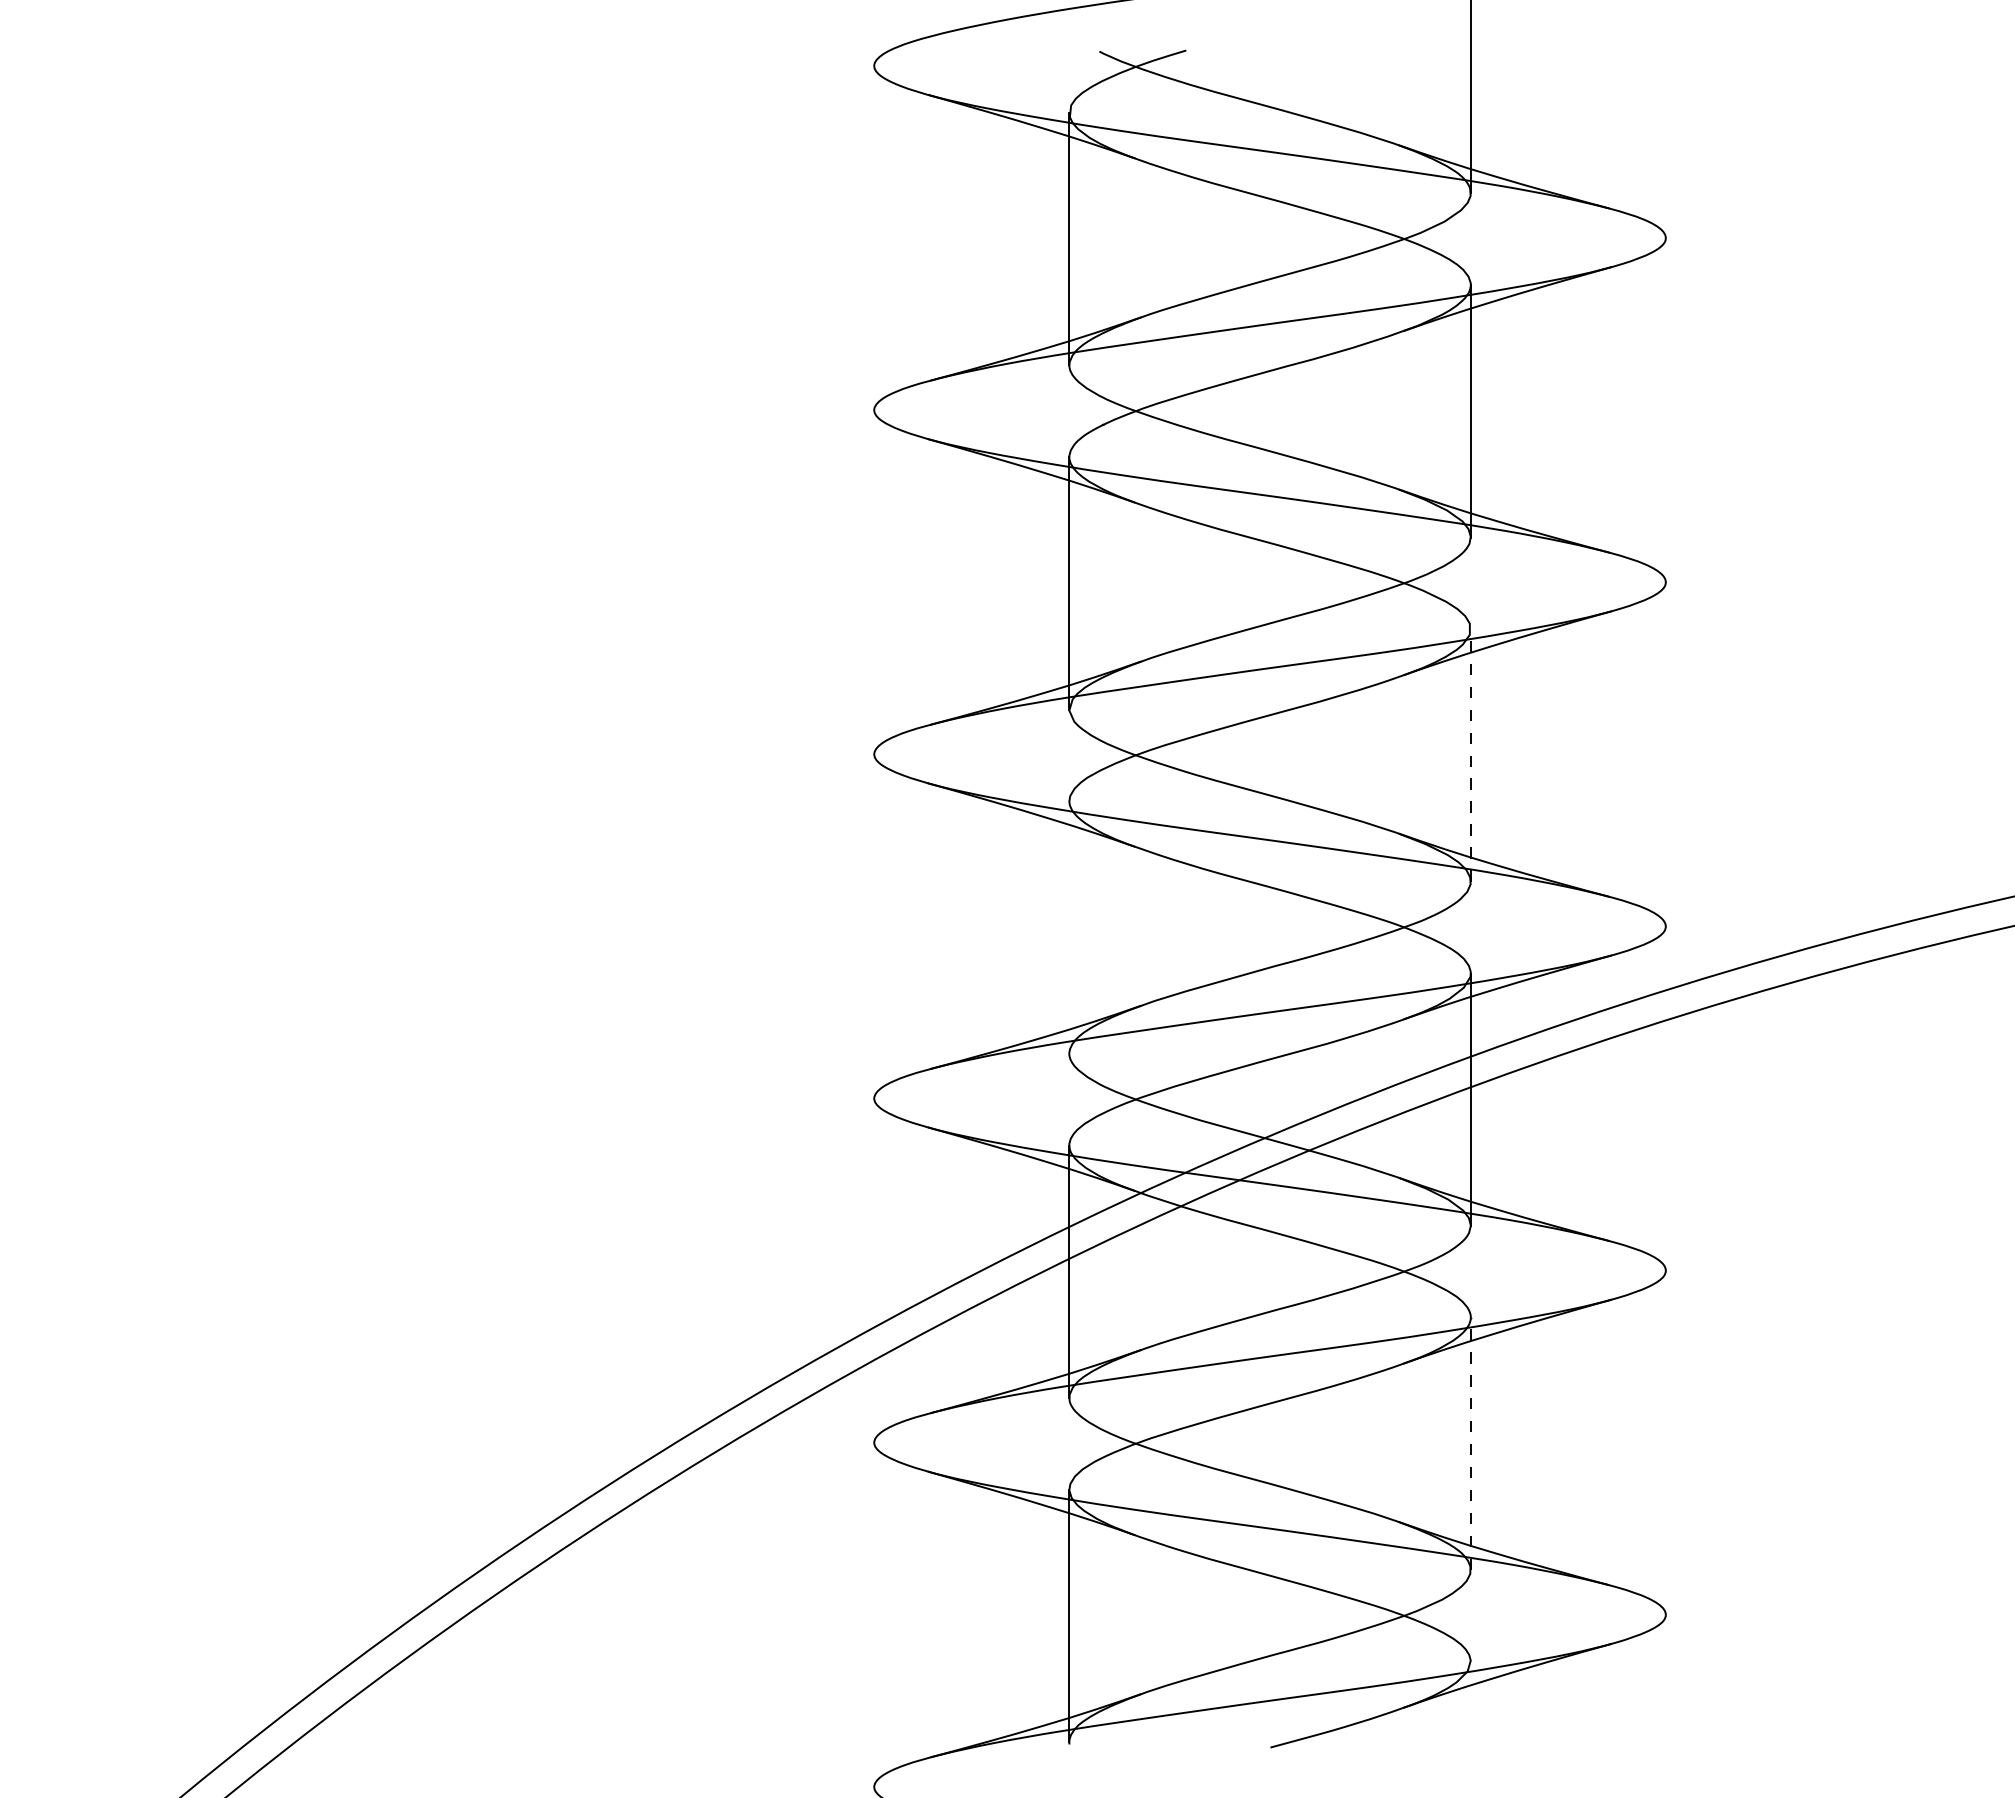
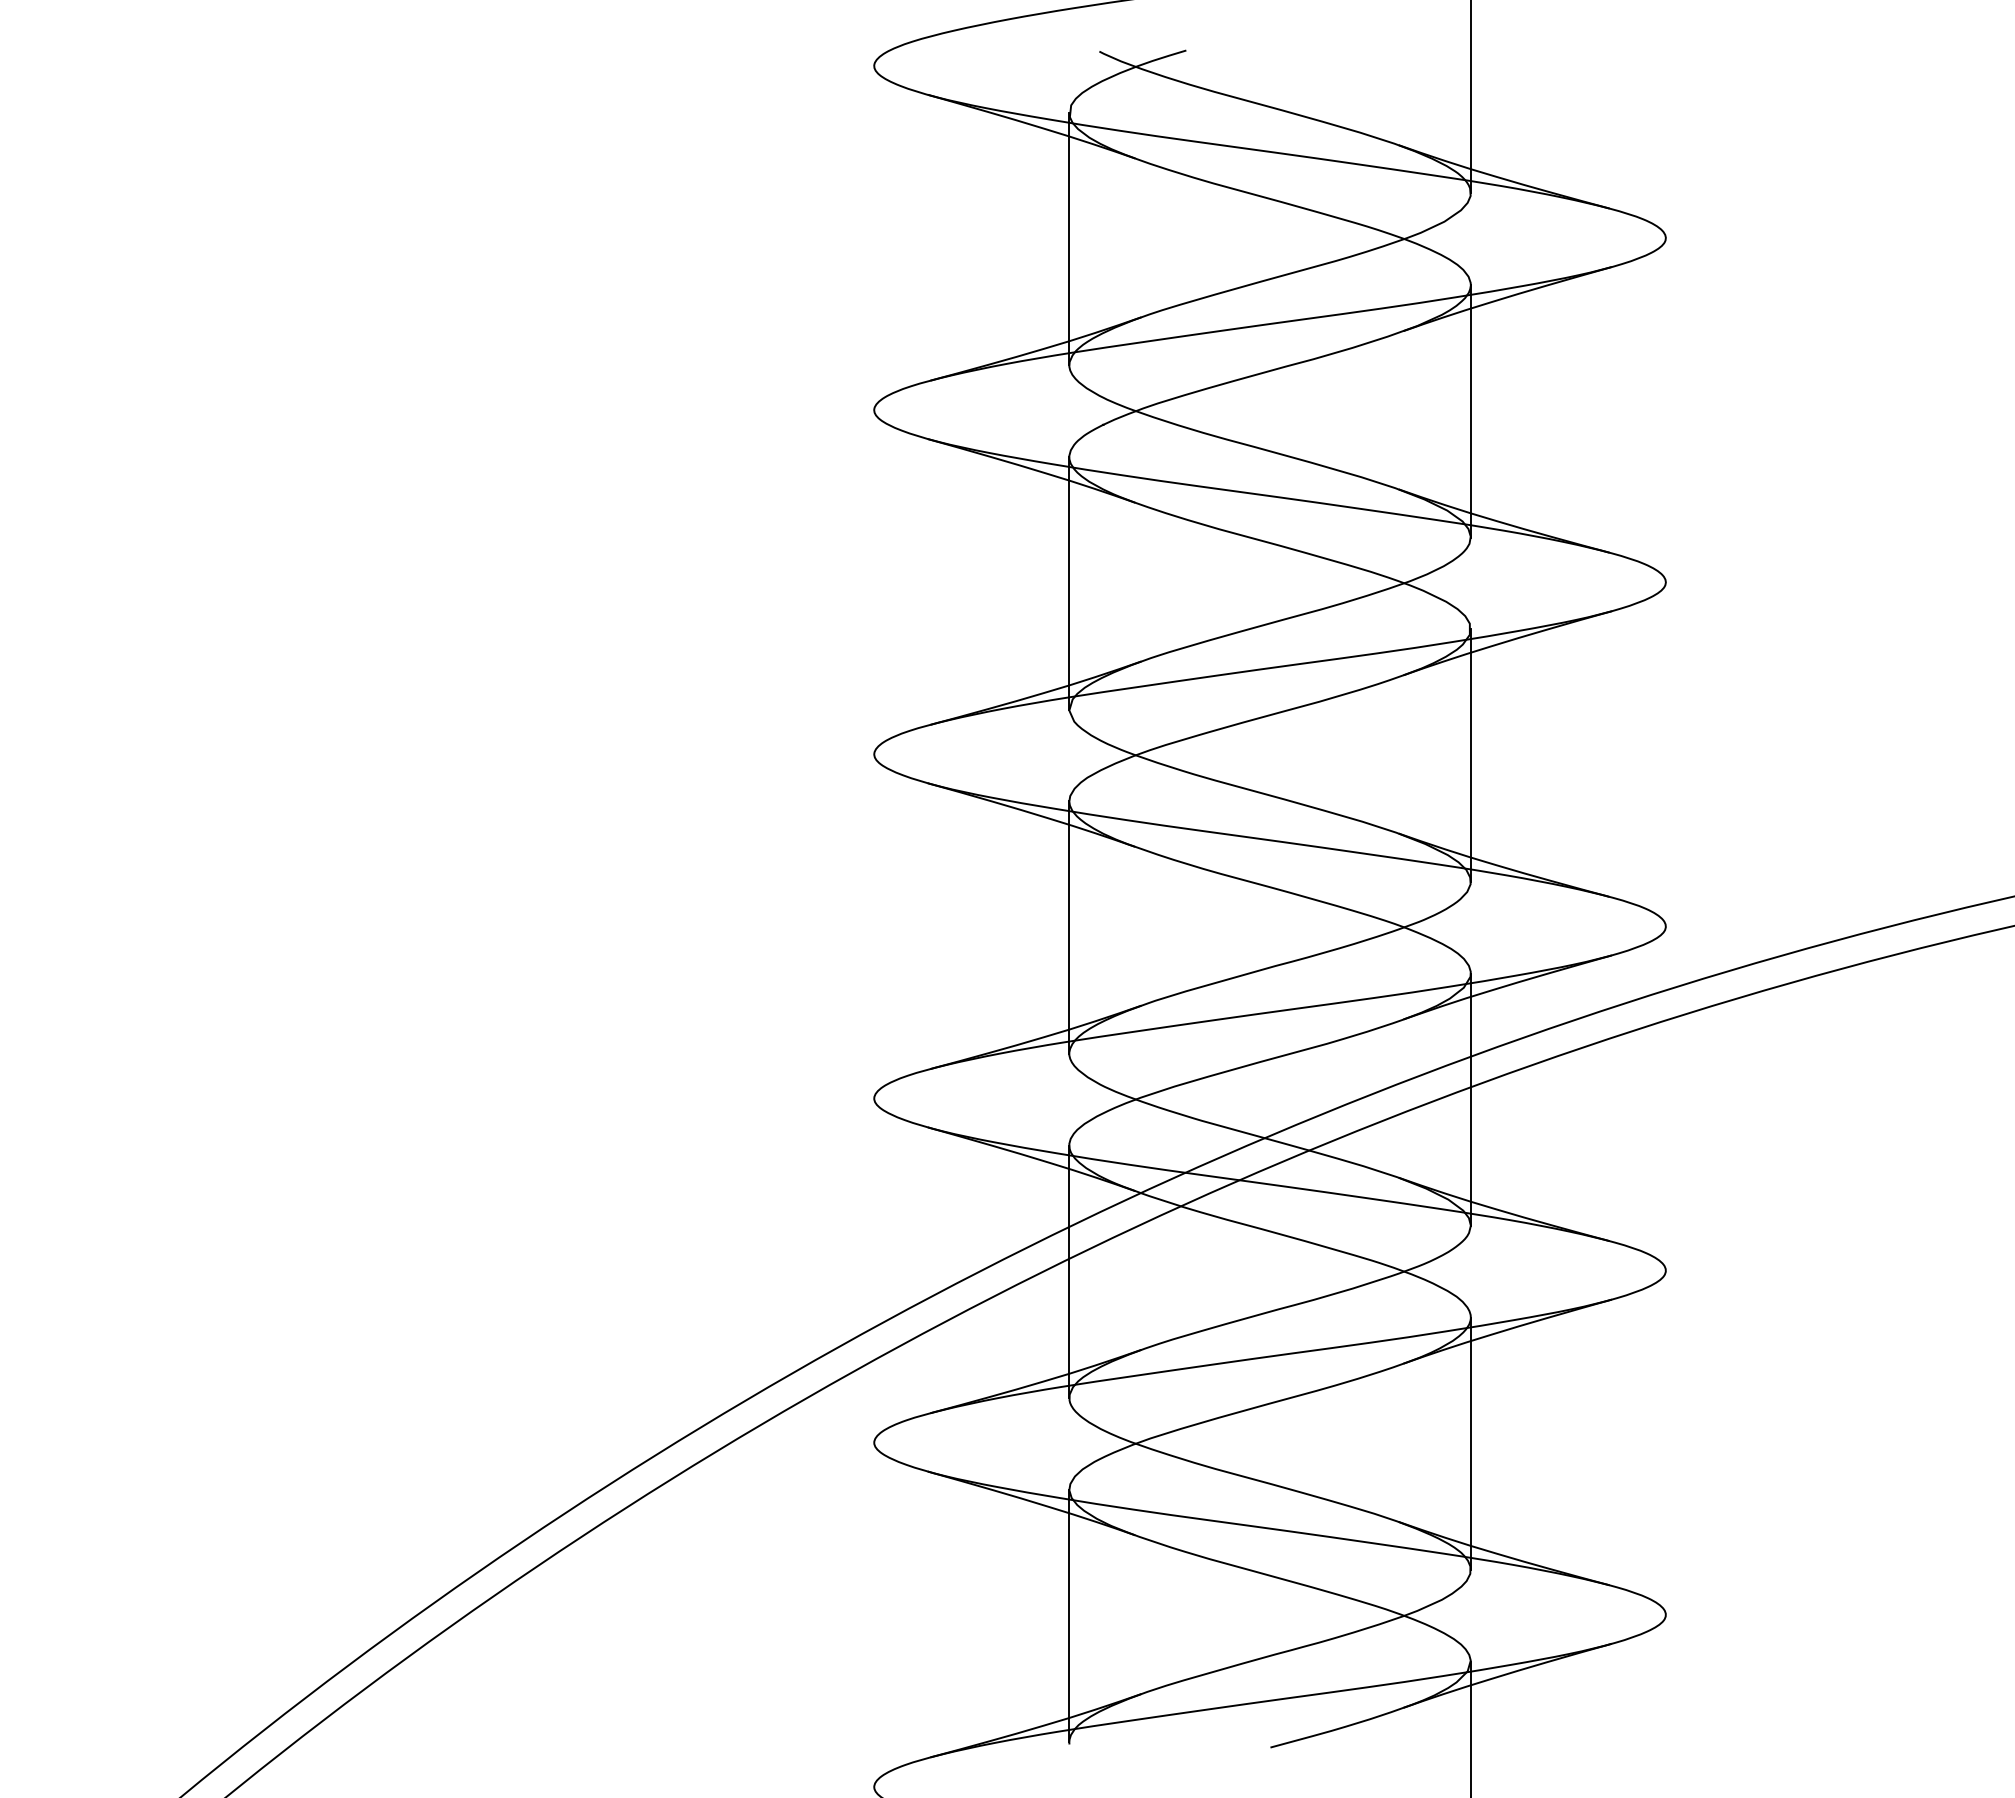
line: dashed -> solid (1470, 754)
line: none -> present (1069, 927)
line: dashed -> solid (1470, 1443)
line: none -> present (1470, 1727)
